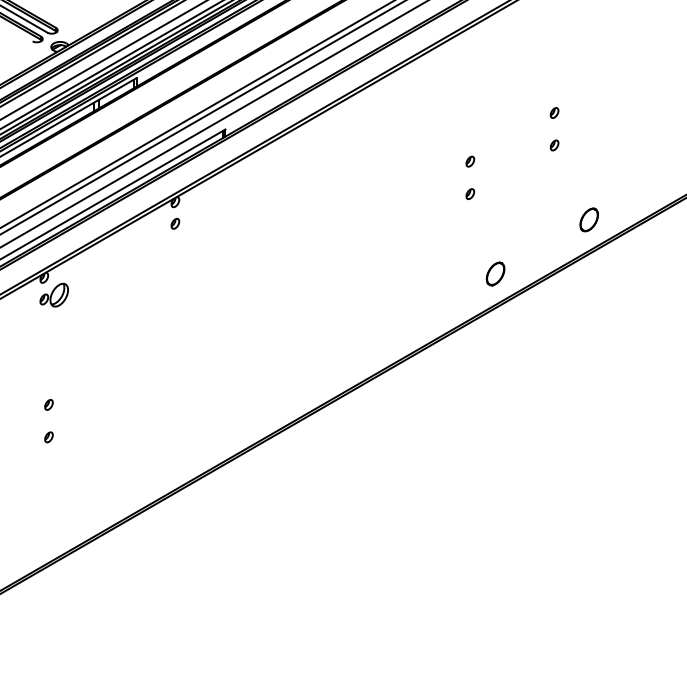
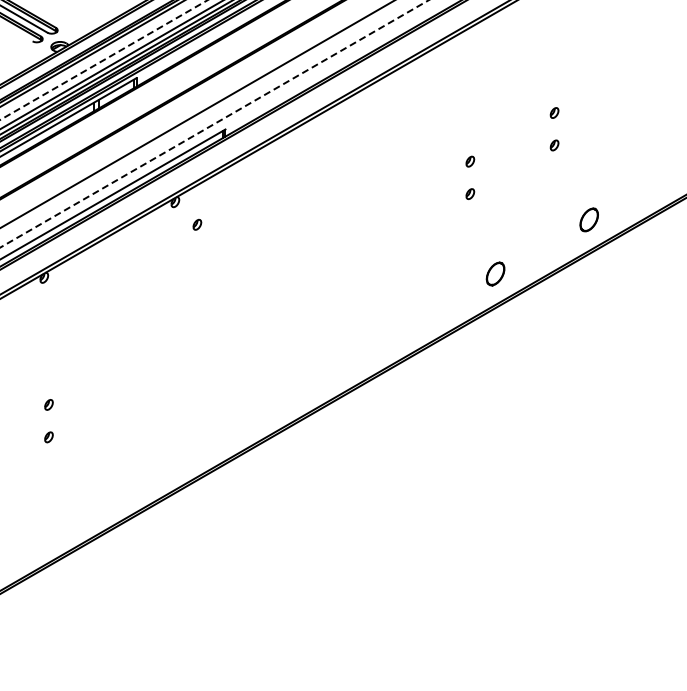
line: solid -> dashed (103, 60)
line: present -> none (202, 117)
line: solid -> dashed (214, 123)
part position: (175, 223) -> (197, 224) (197, 224)
part: present -> none (53, 294)
